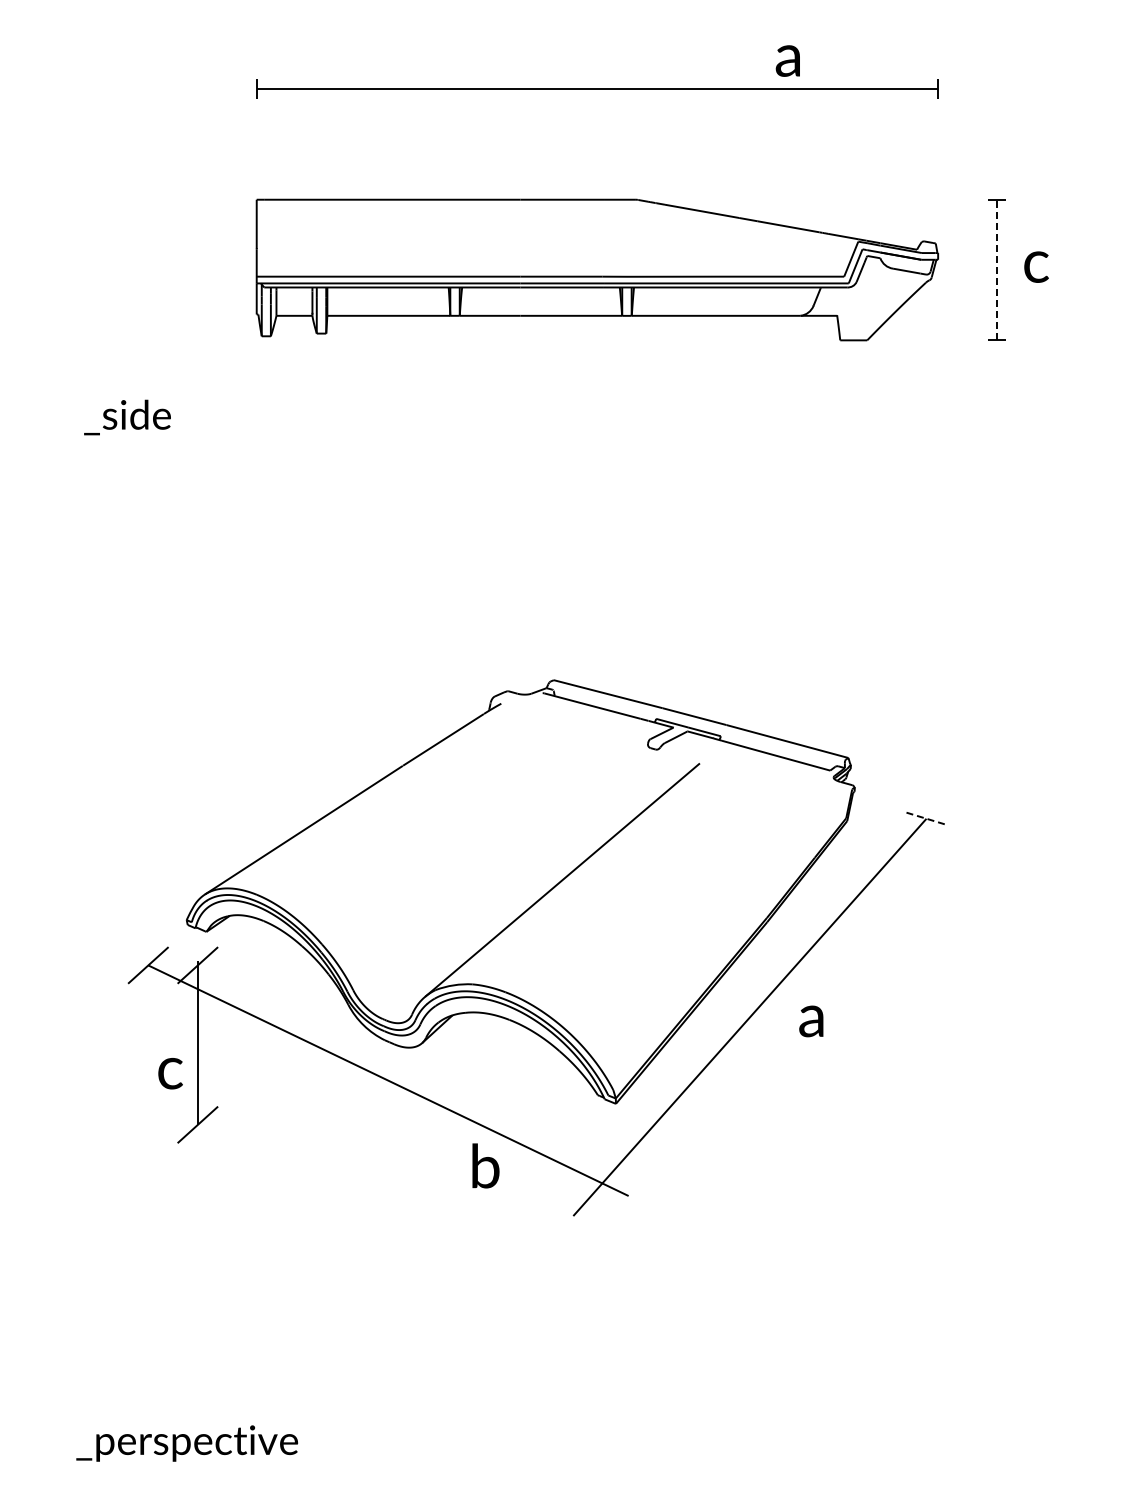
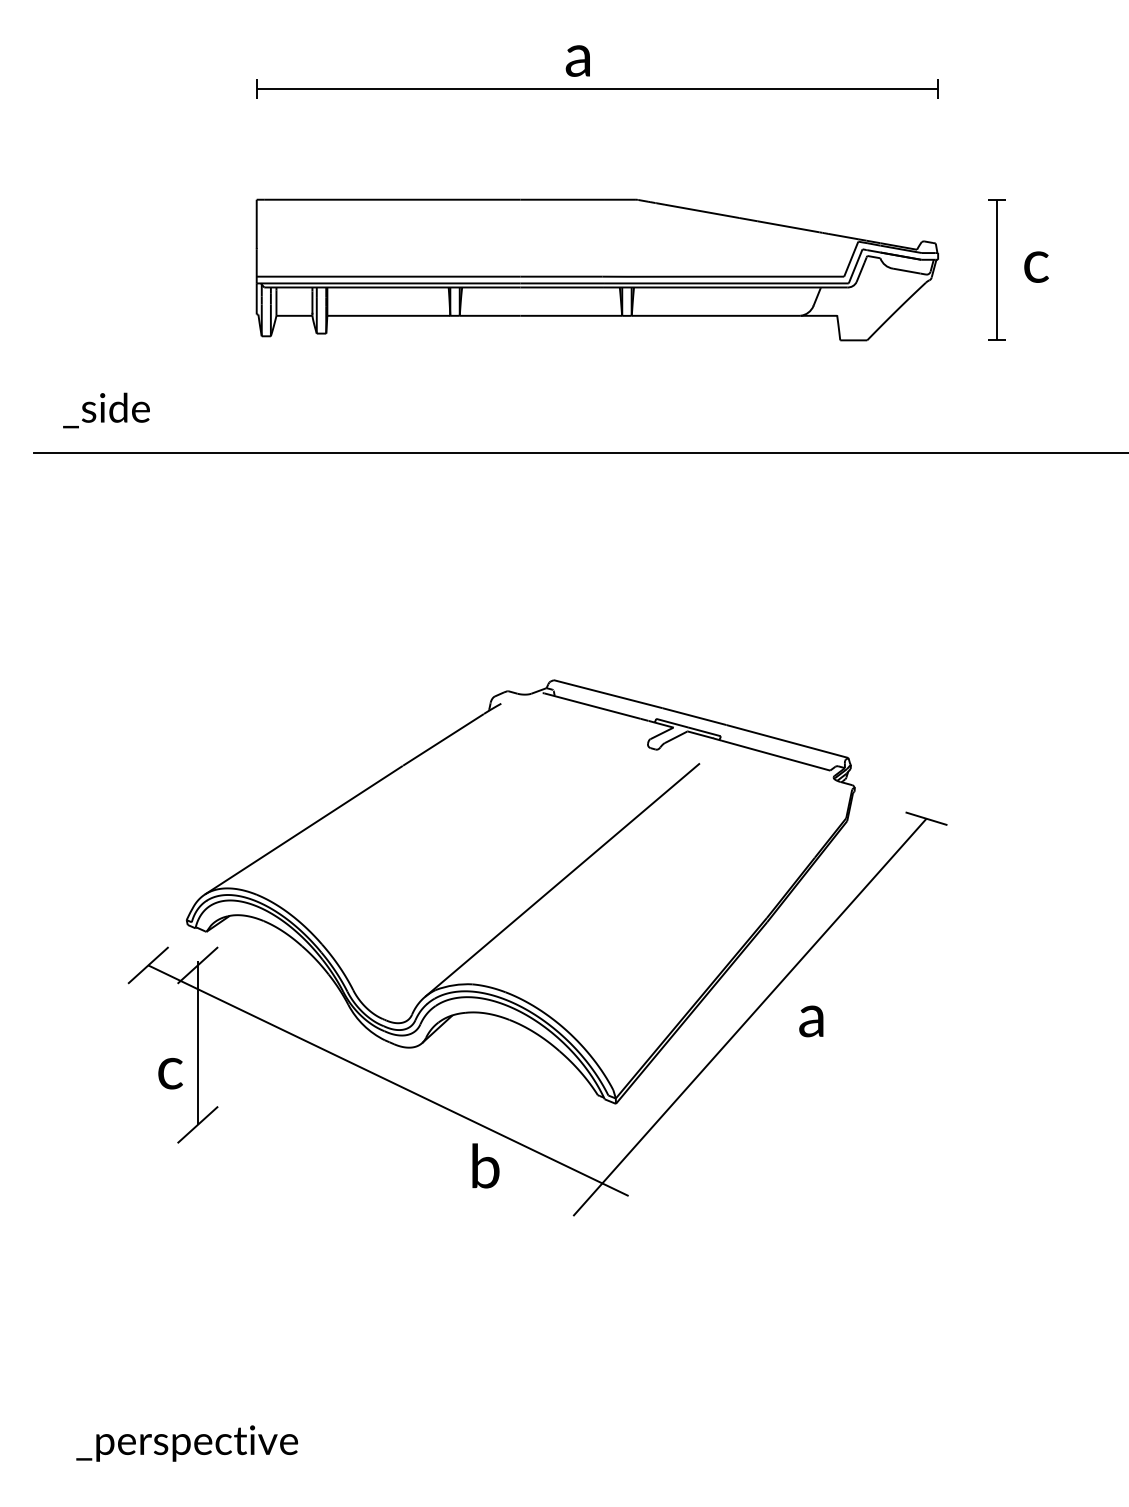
text position: (787, 60) -> (577, 60) (577, 60)
line: dashed -> solid (996, 269)
text position: (127, 417) -> (106, 410) (106, 410)
line: none -> present (579, 453)
line: dashed -> solid (926, 818)
